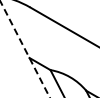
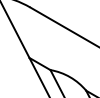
line: dashed -> solid (24, 49)
